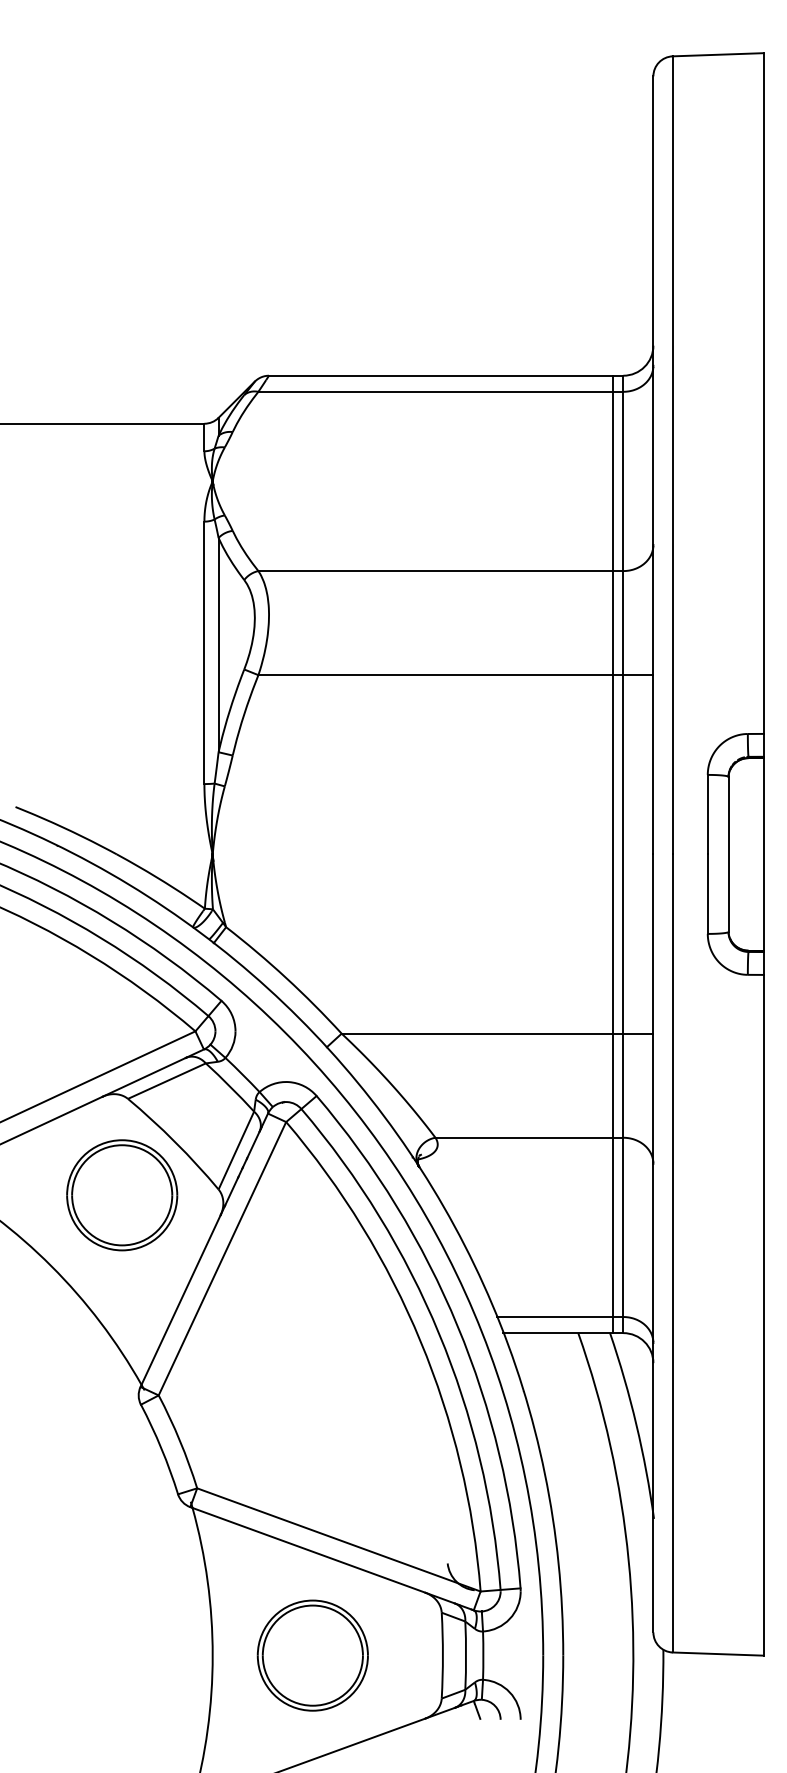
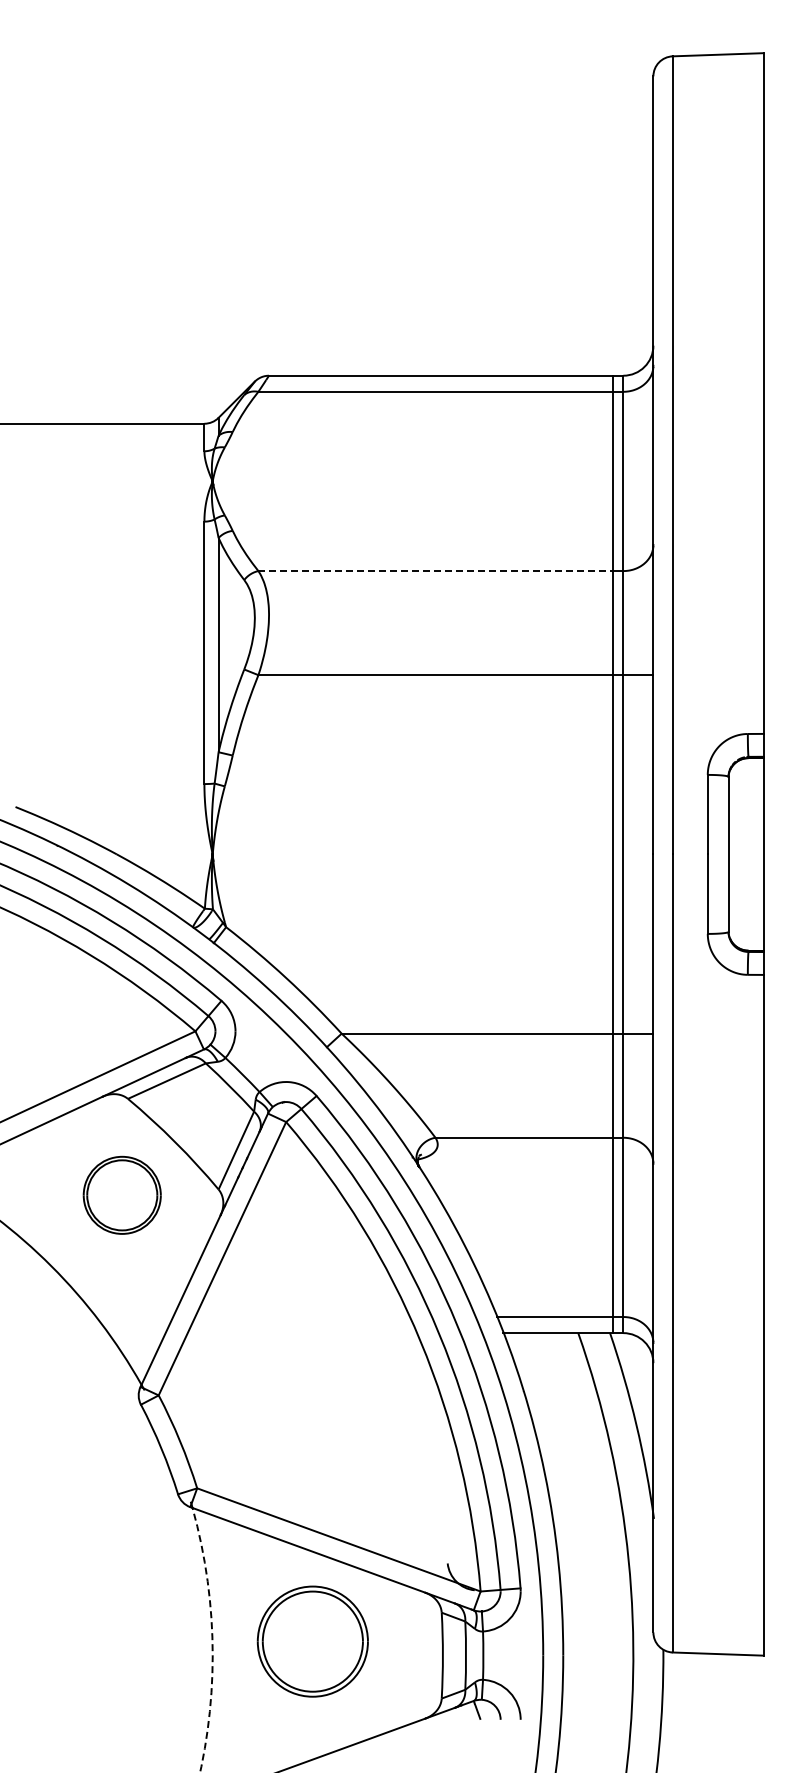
line: solid -> dashed (436, 571)
part size: 113x113 px -> 80x80 px (121, 1194)
arc: solid -> dashed (212, 1639)
part position: (312, 1655) -> (312, 1641) (312, 1641)
